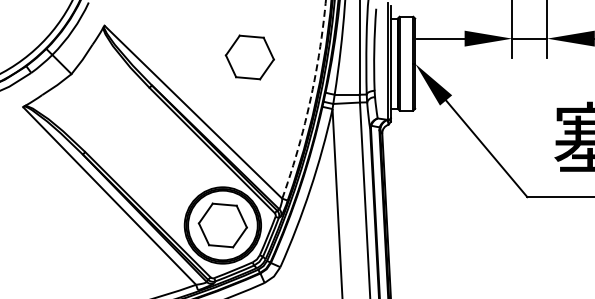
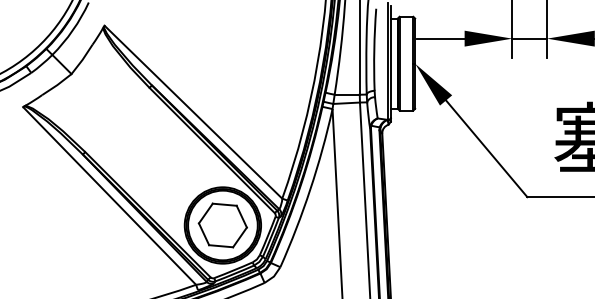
part: present -> none (249, 57)
arc: dashed -> solid (310, 99)
